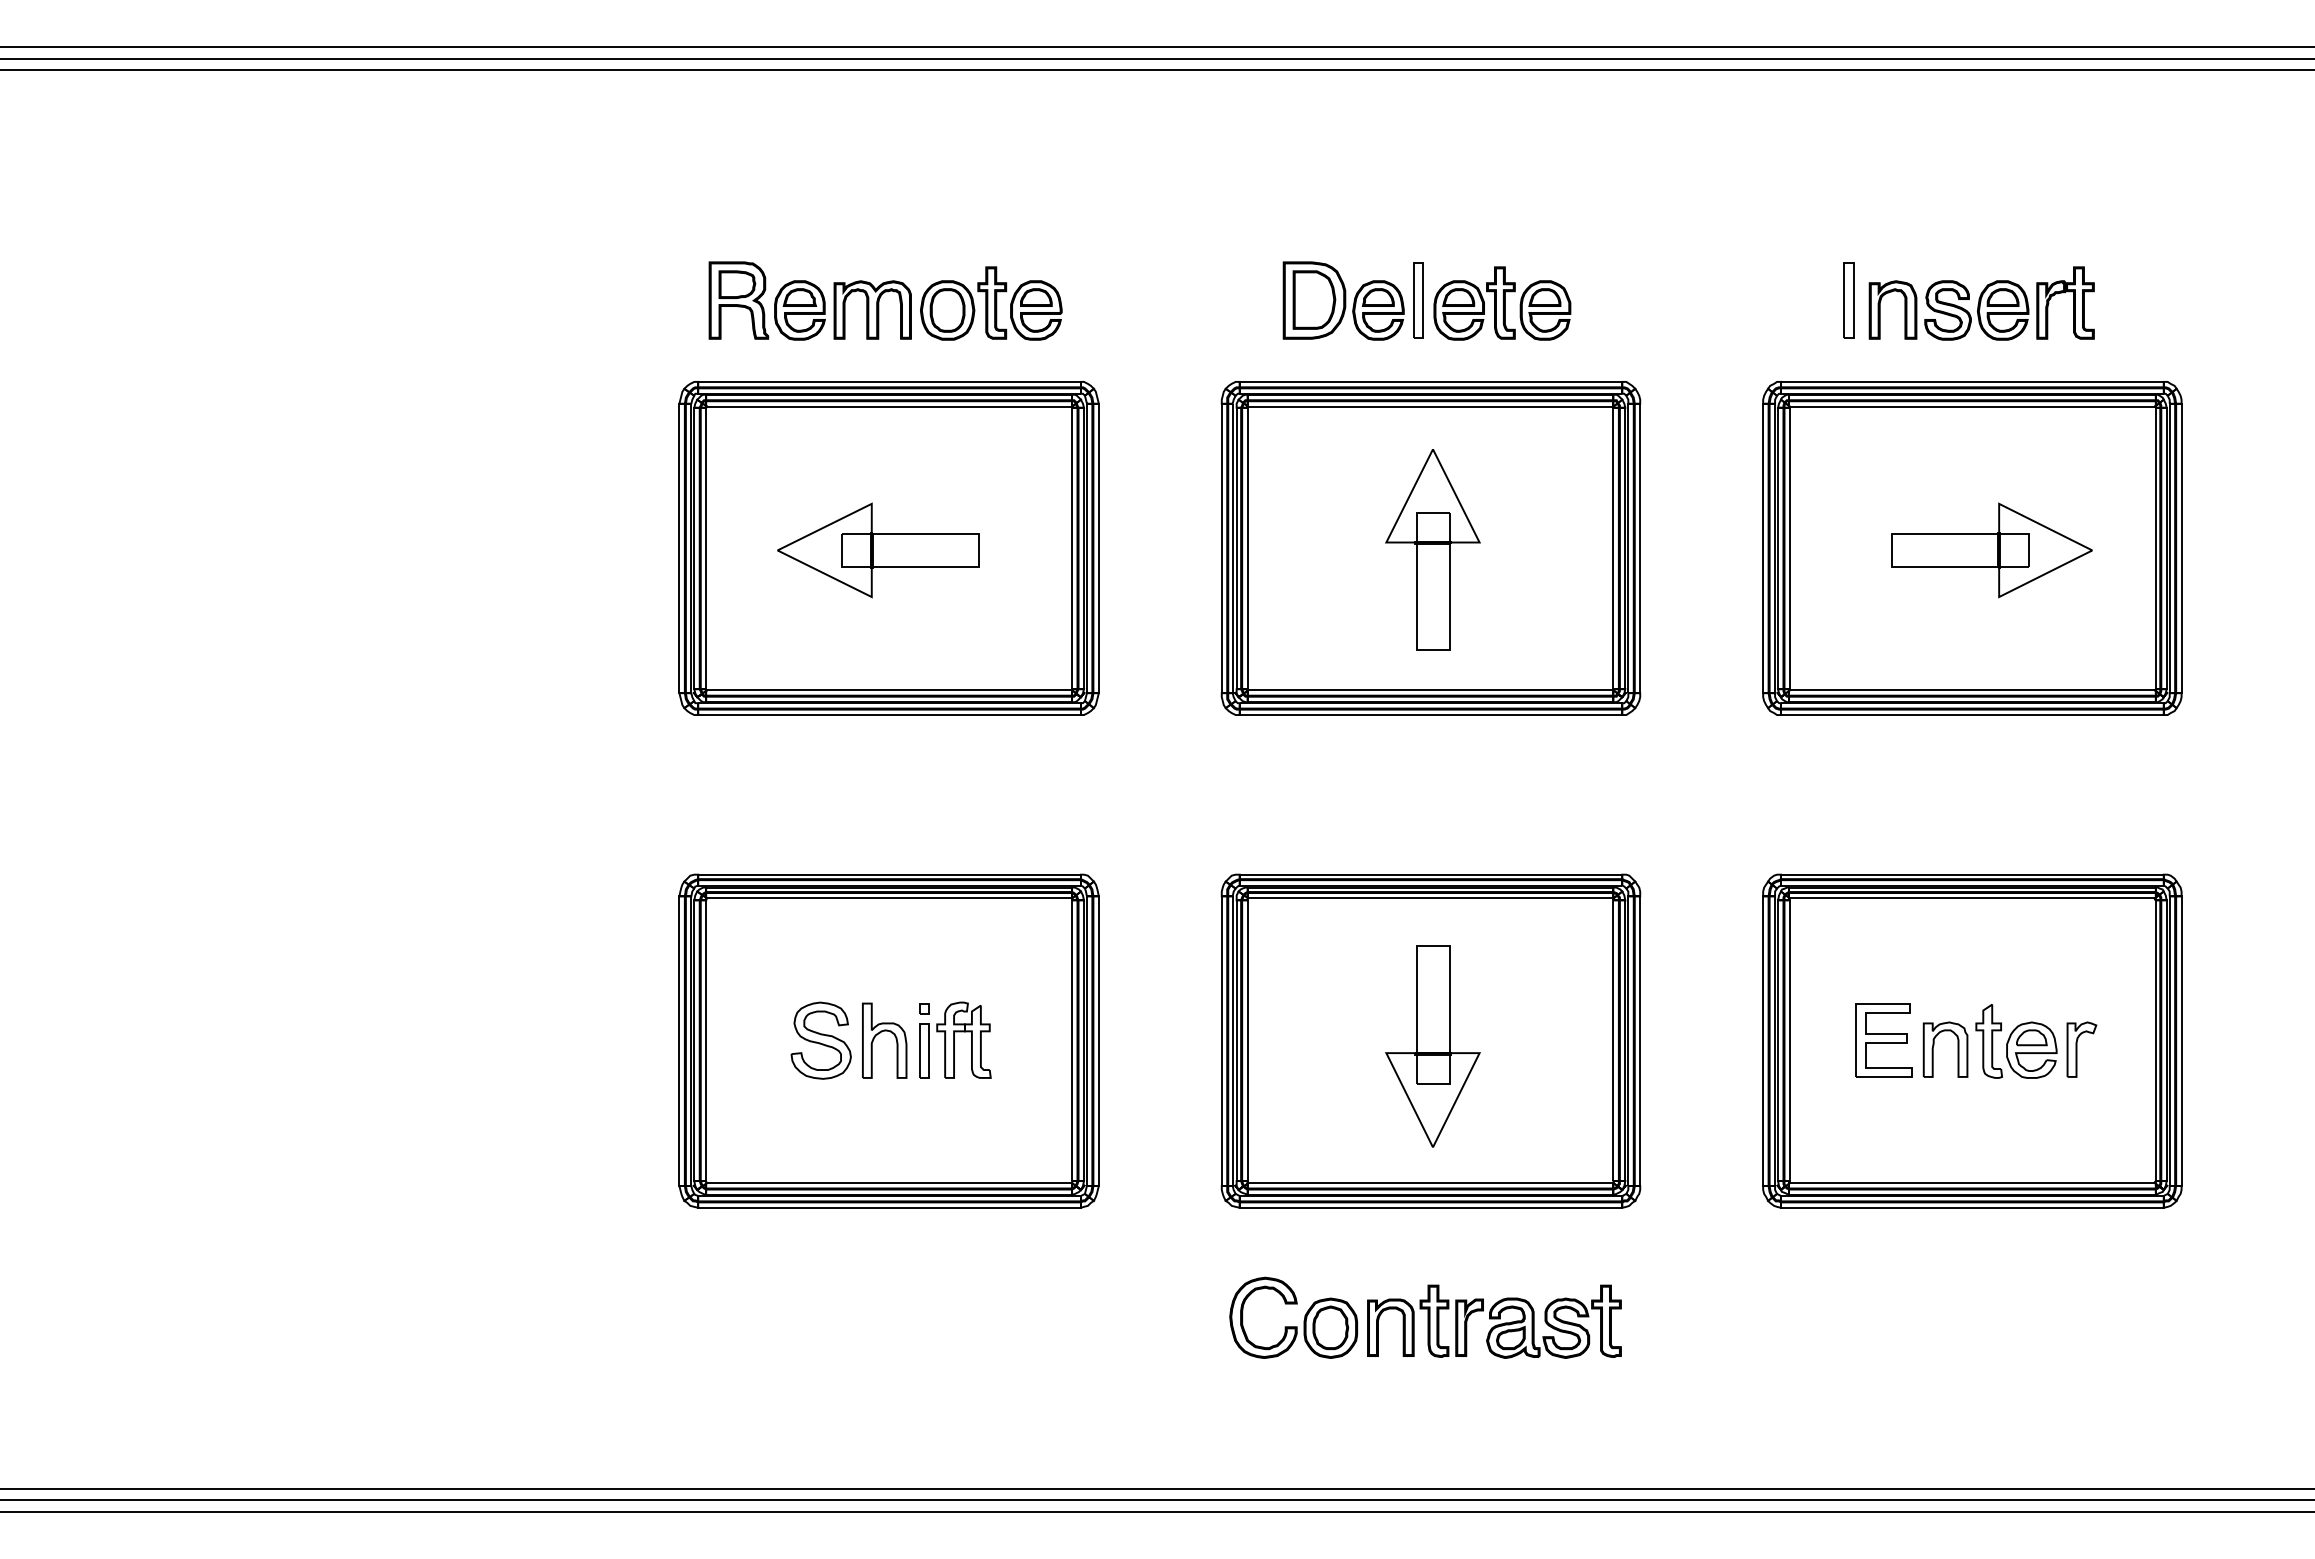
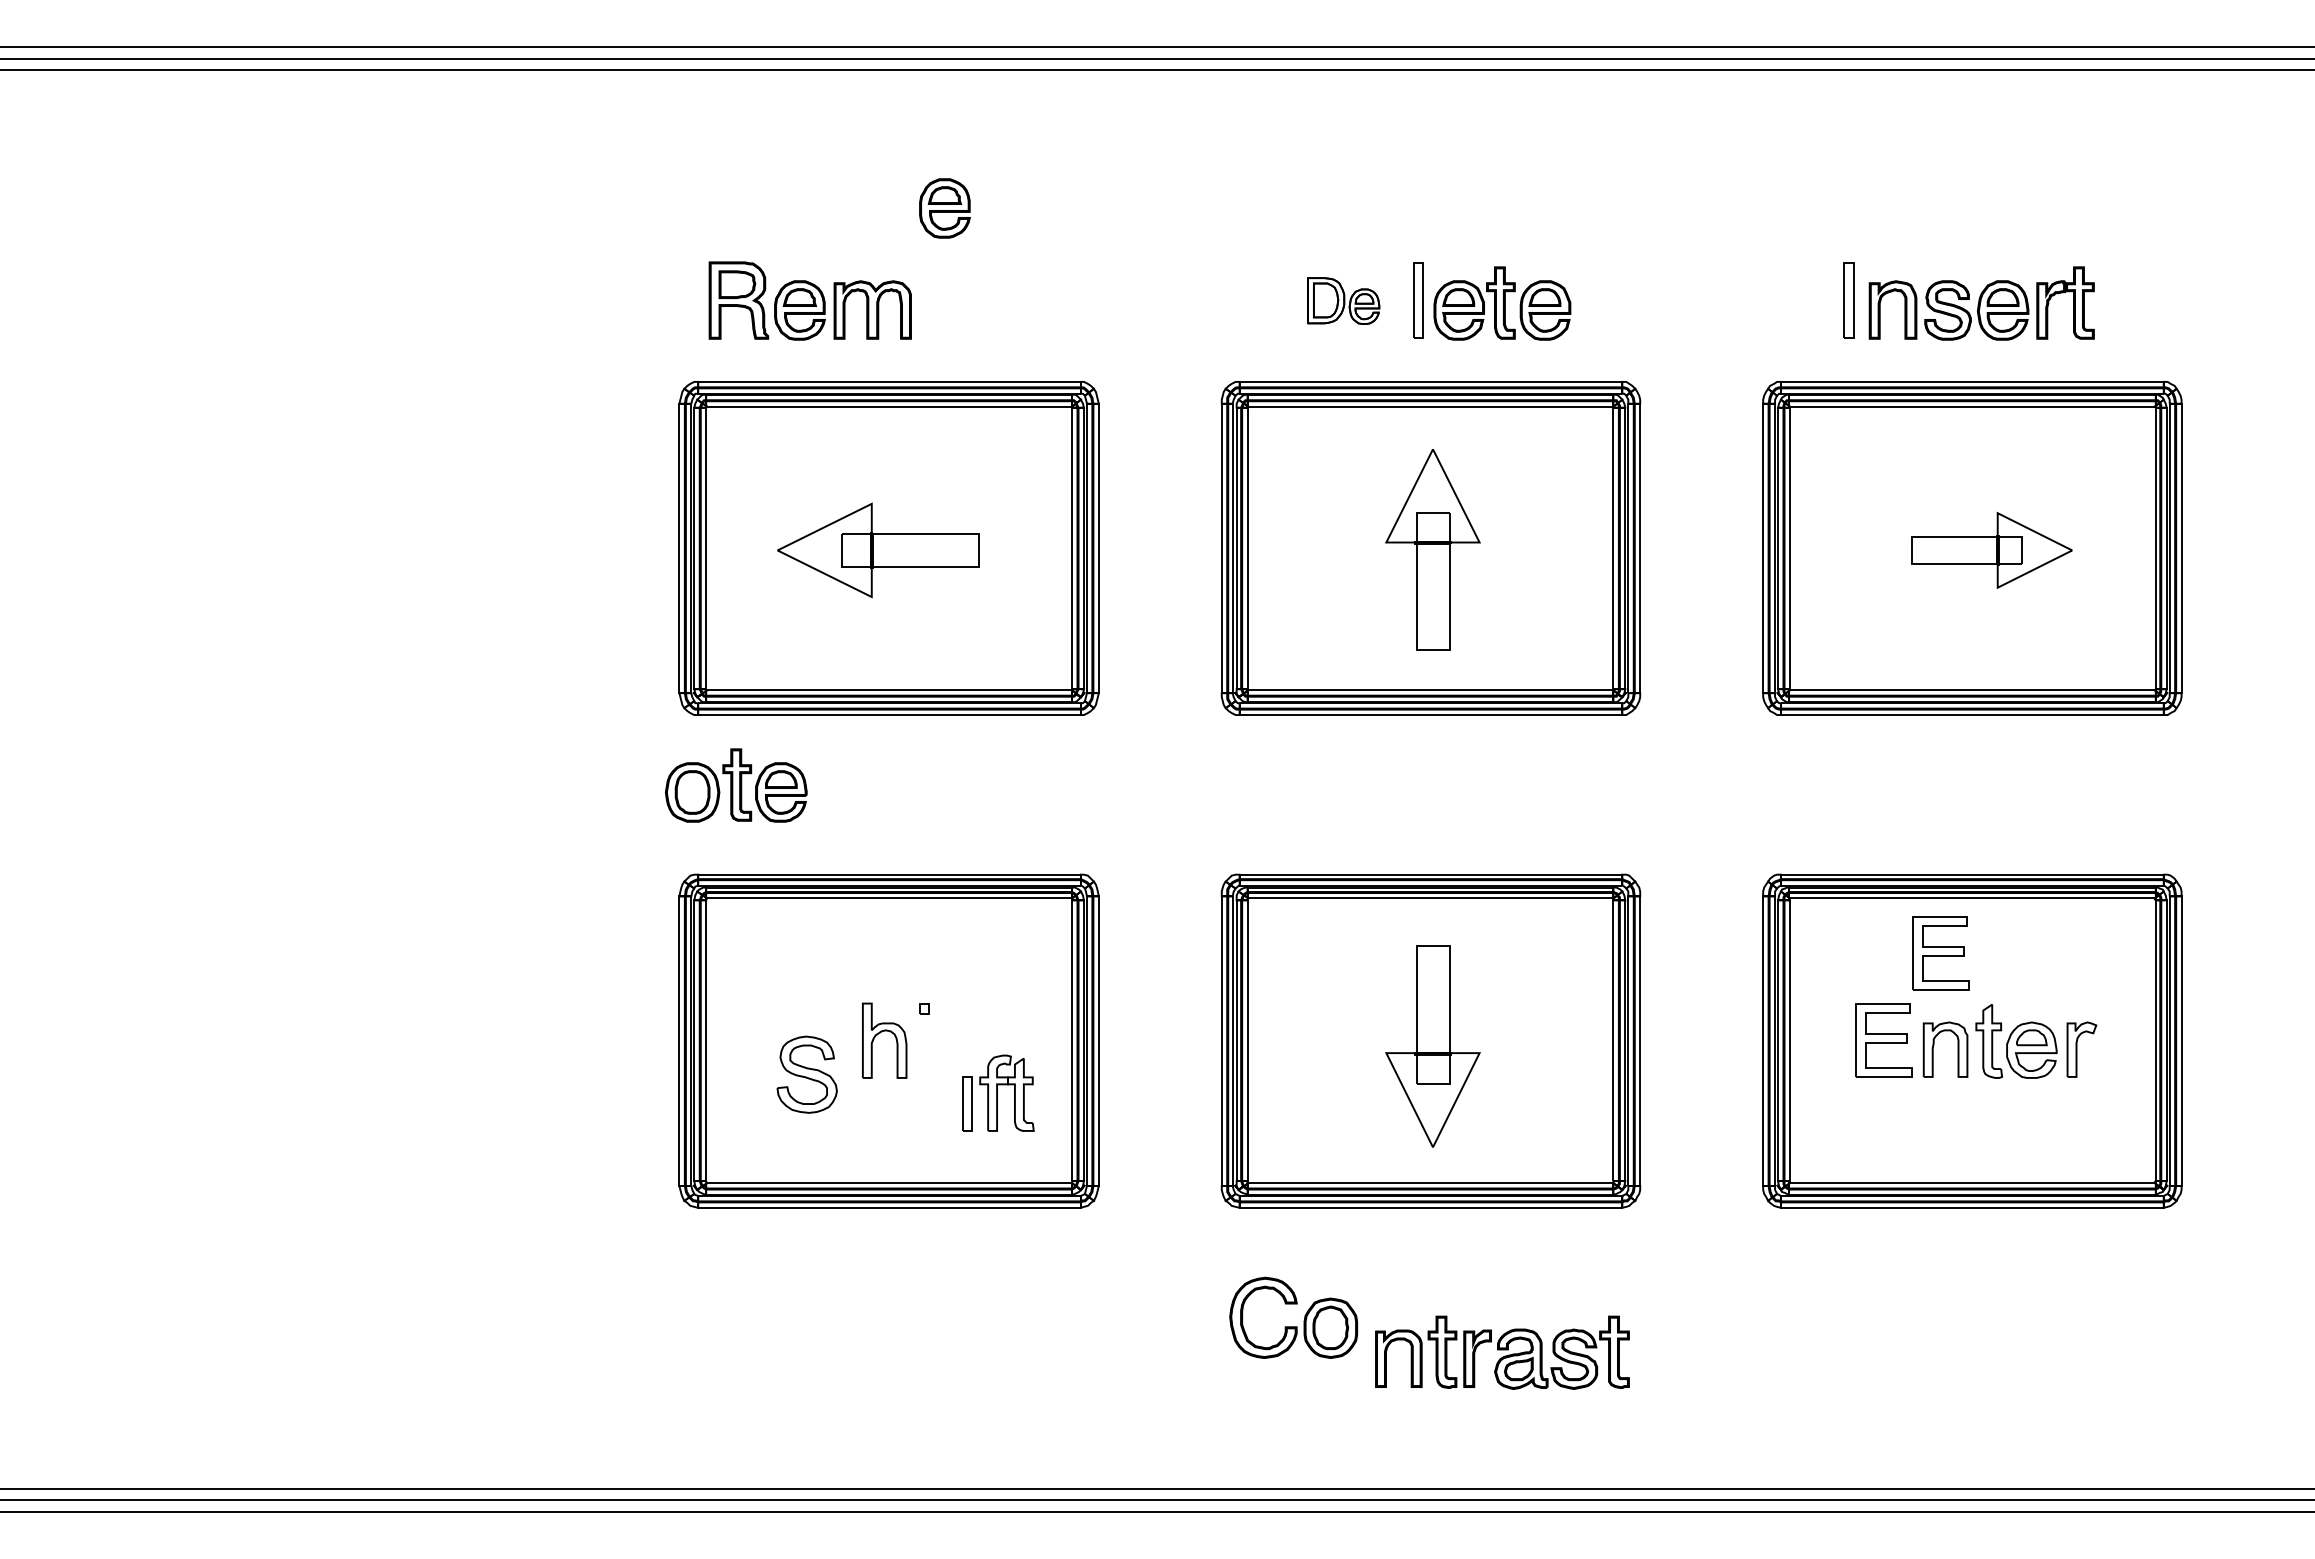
part: none -> present (944, 208)
part size: 123x80 px -> 74x48 px (1343, 300)
part position: (991, 303) -> (736, 785) (736, 785)
part size: 202x97 px -> 162x77 px (1991, 550)
part: none -> present (1940, 953)
part position: (955, 1039) -> (998, 1092) (998, 1092)
part position: (820, 1040) -> (806, 1074) (806, 1074)
part position: (1494, 1321) -> (1502, 1352) (1502, 1352)
